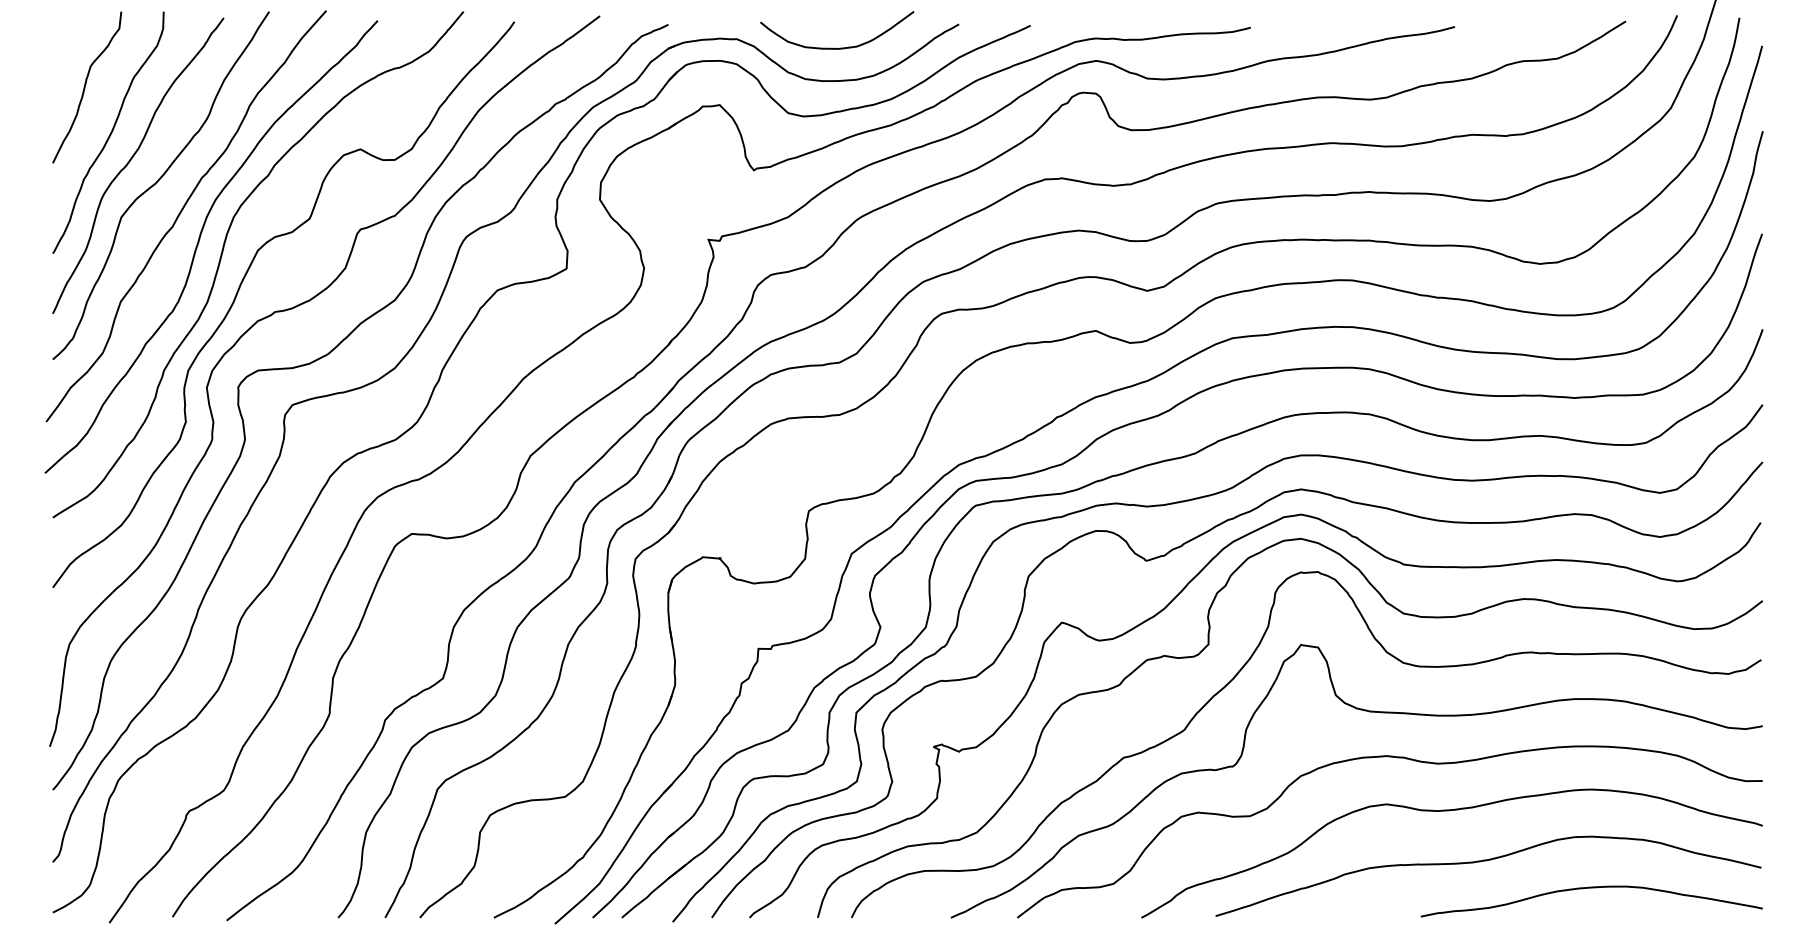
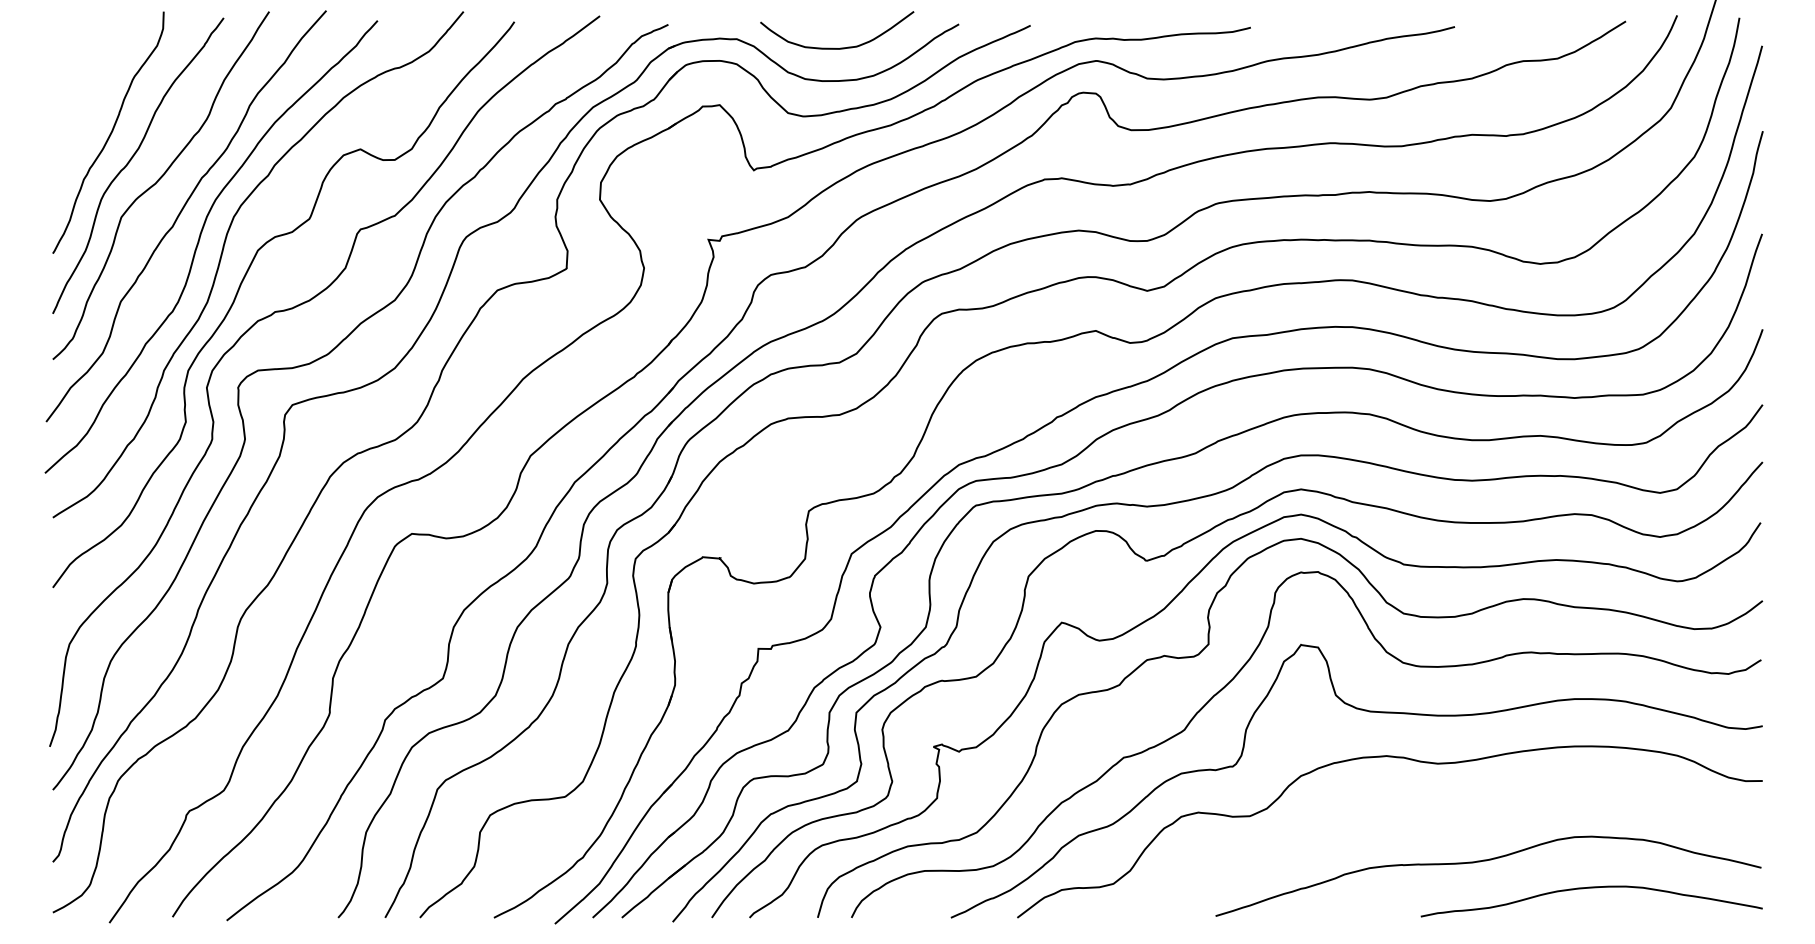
curve: present -> none (85, 87)
curve: present -> none (1449, 811)
